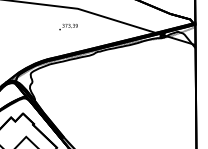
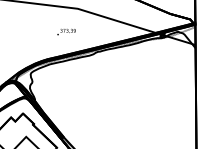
text position: (68, 26) -> (66, 31) (66, 31)
